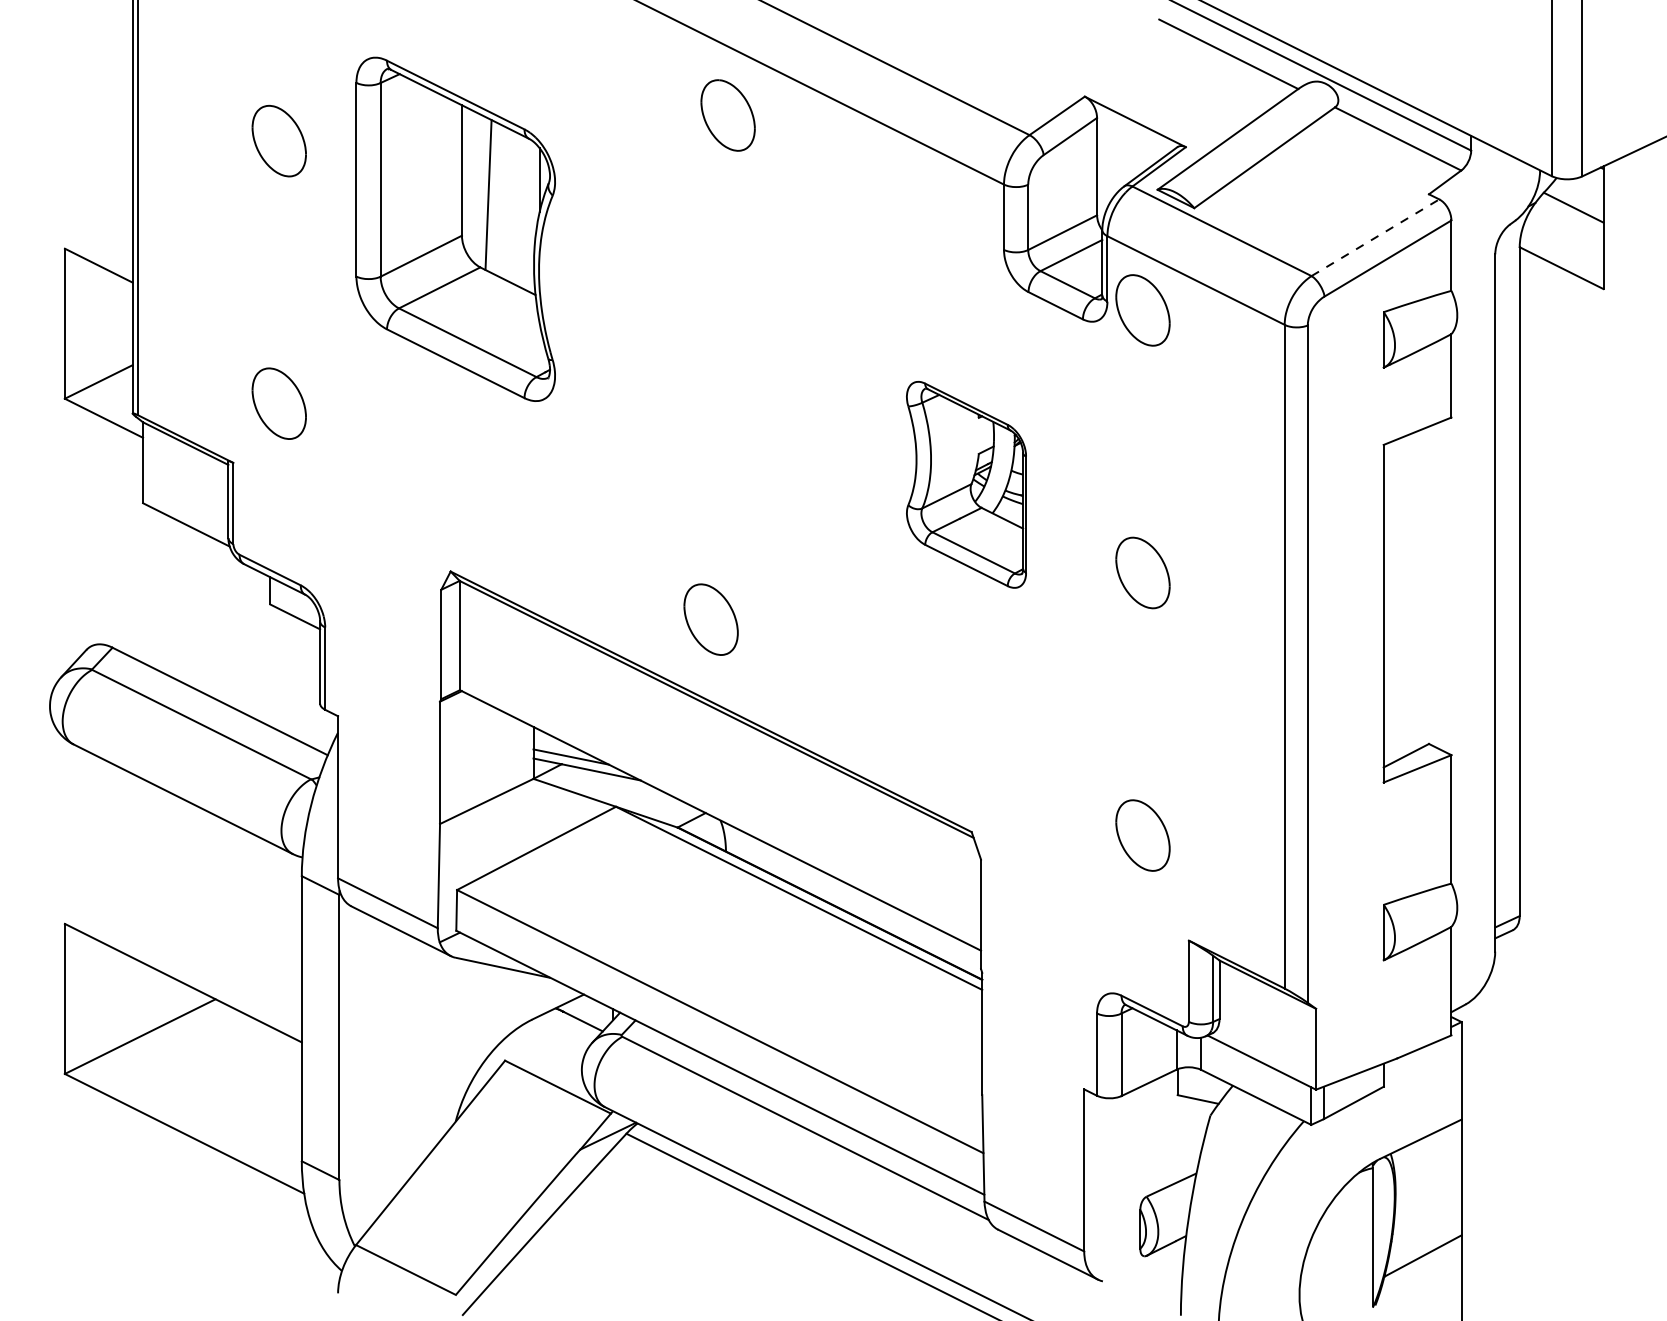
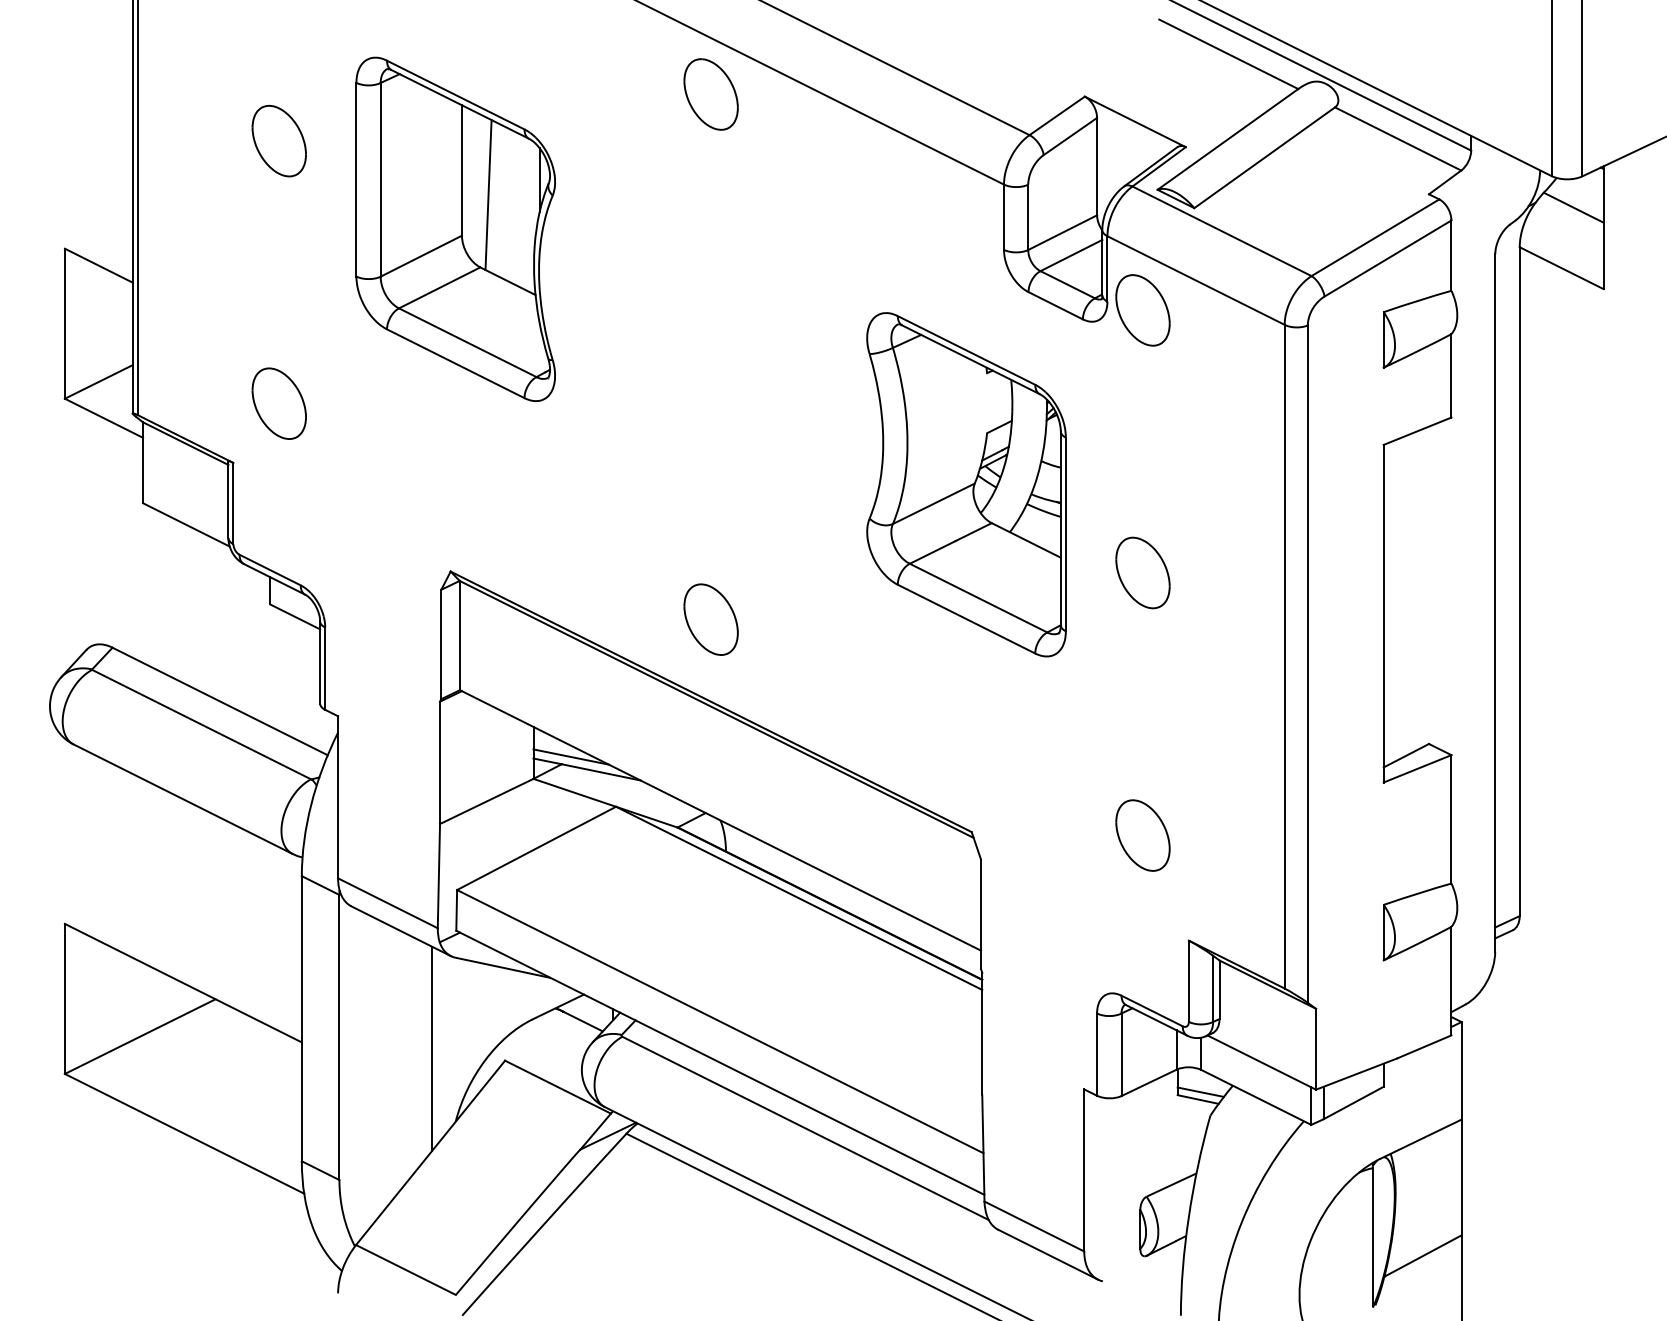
part position: (727, 115) -> (710, 94) (710, 94)
line: dashed -> solid (1375, 237)
part size: 121x208 px -> 201x346 px (966, 484)
line: none -> present (432, 1048)
line: none -> present (1200, 1091)
